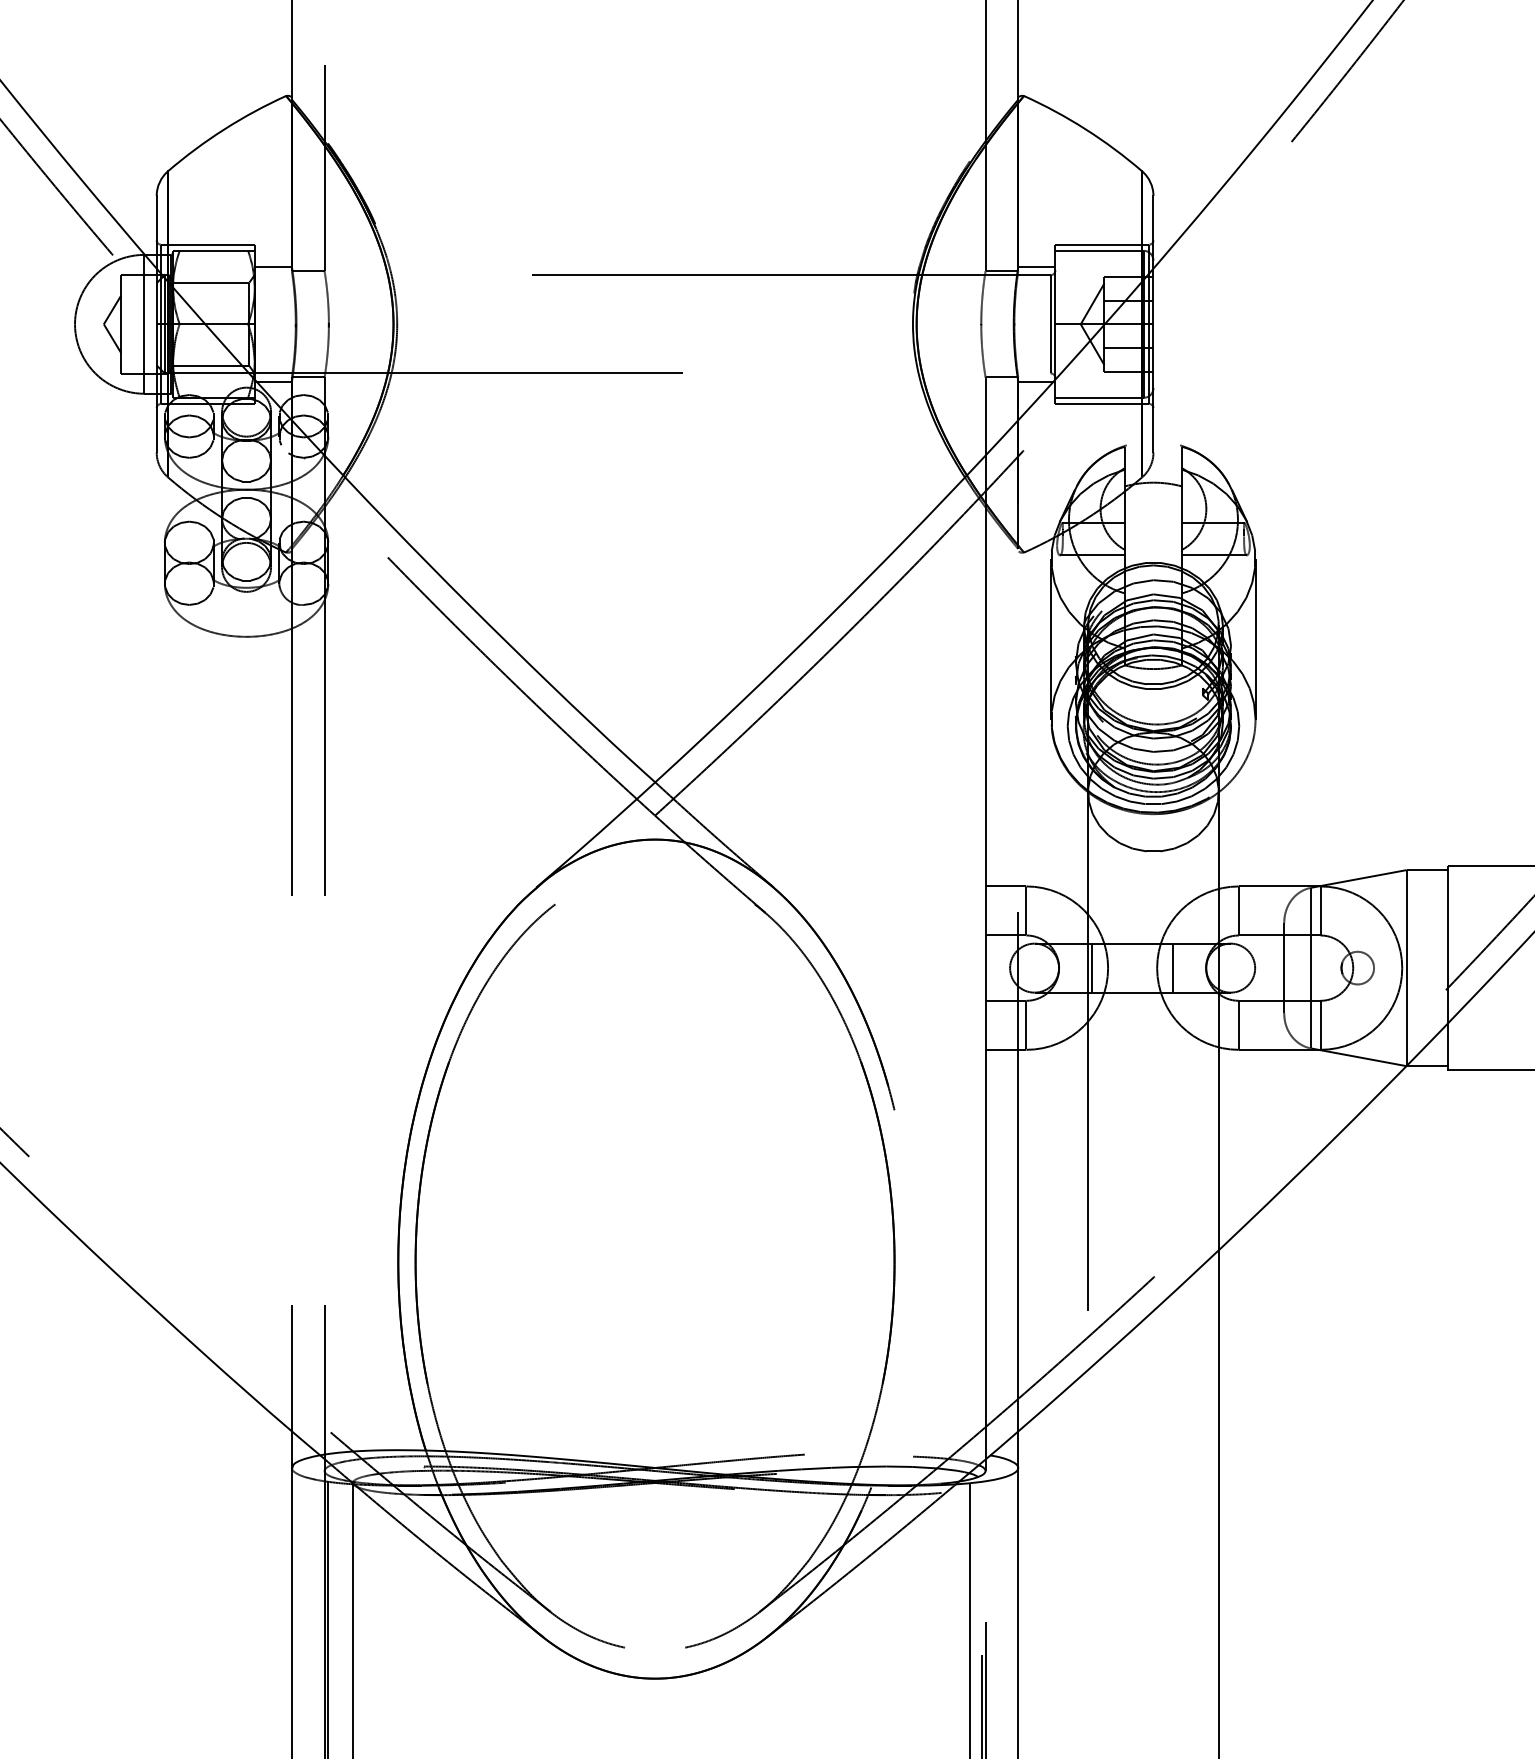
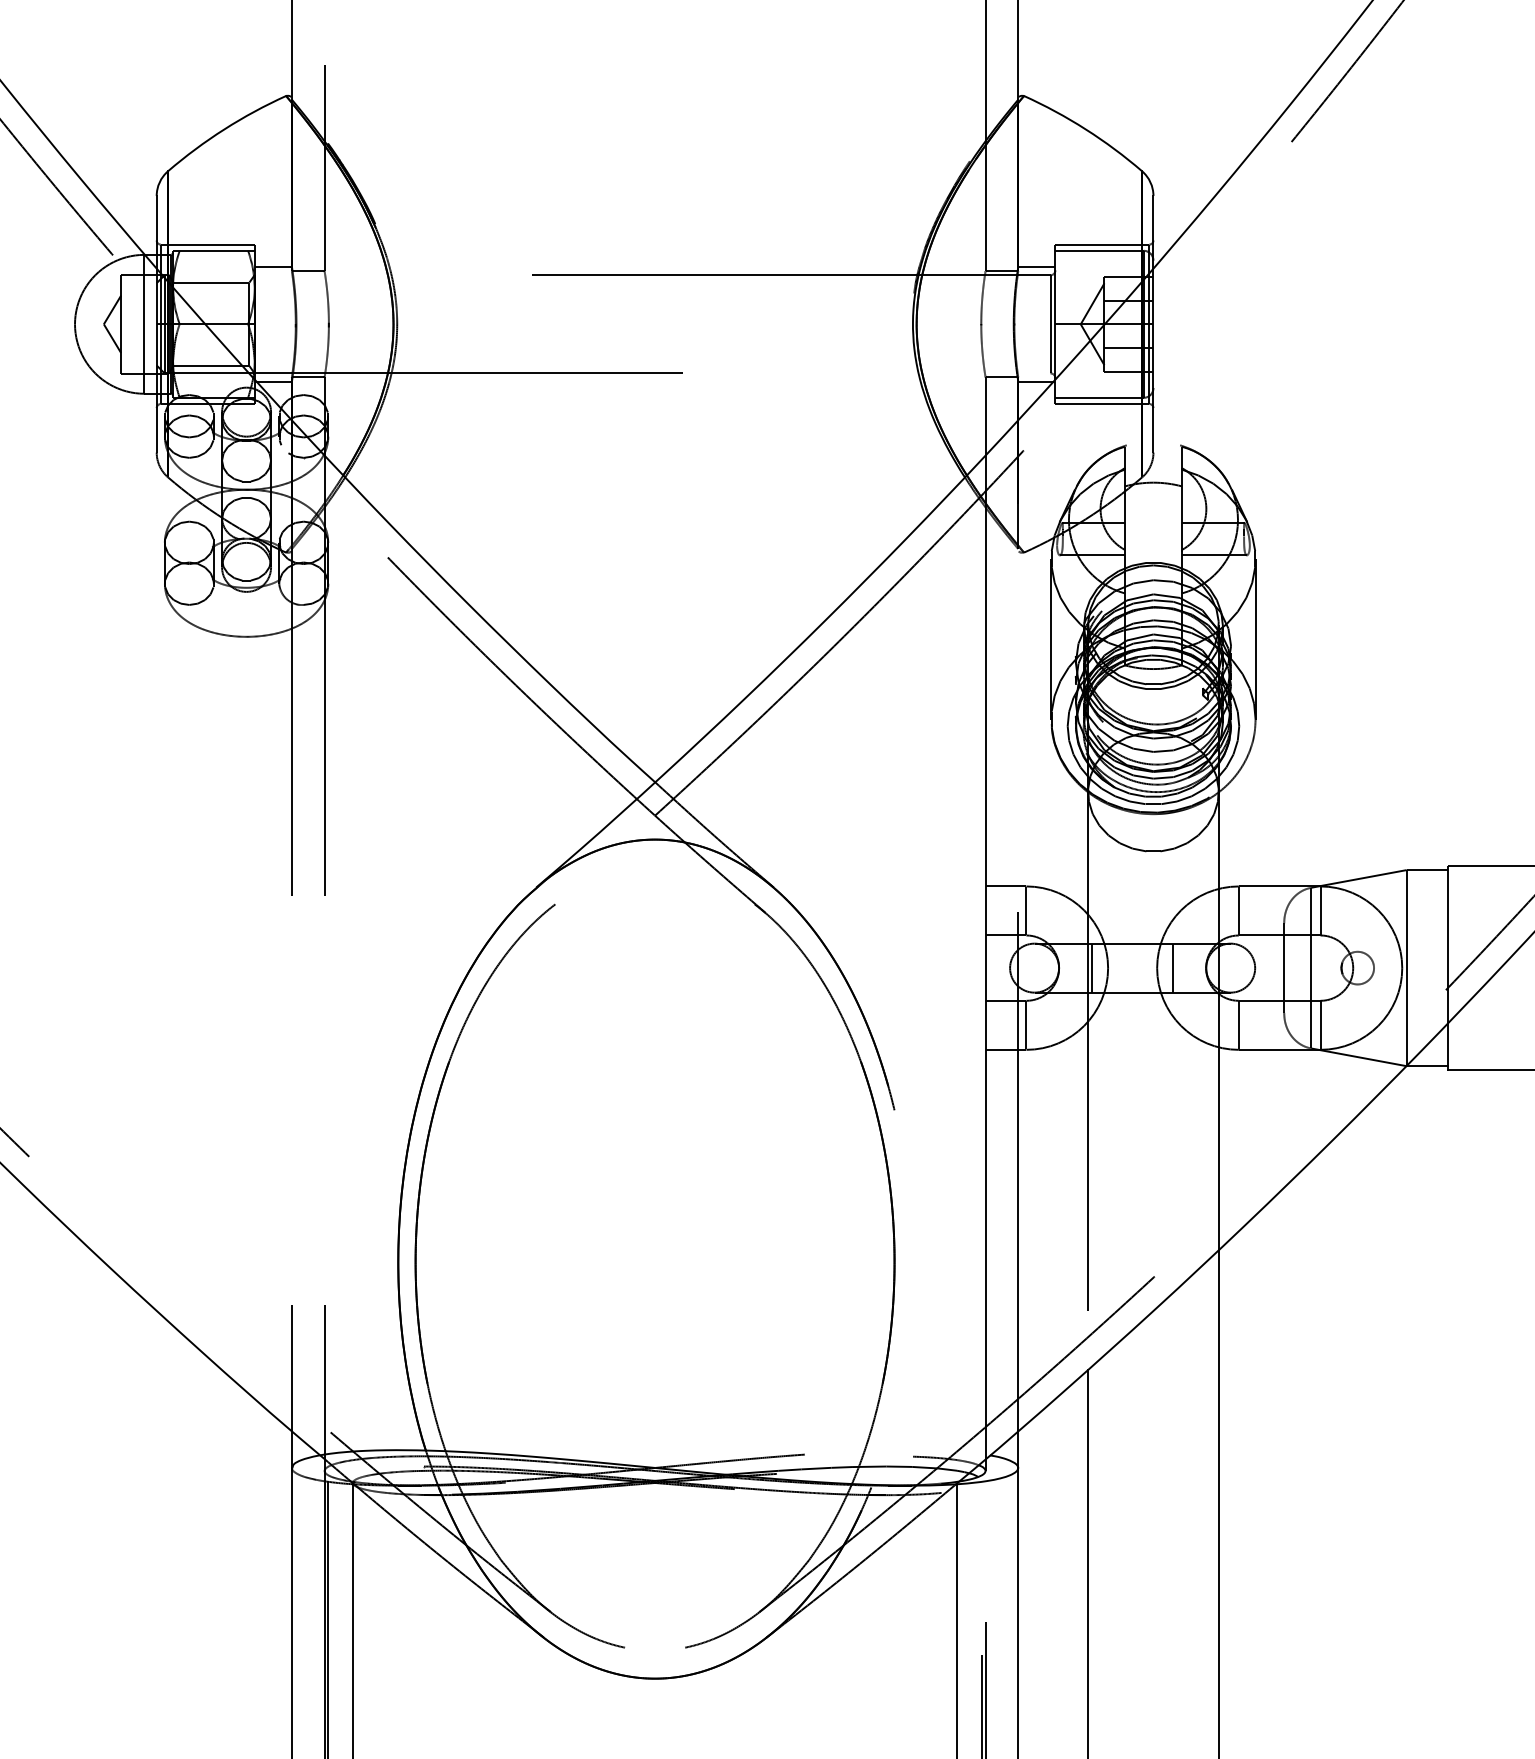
line: none -> present (1088, 1562)
line position: (970, 1618) -> (957, 1618) (957, 1618)
